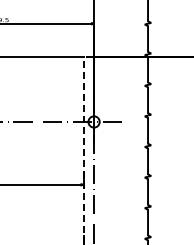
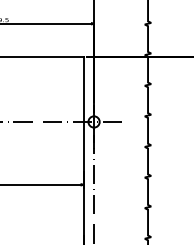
line: dashed -> solid (83, 150)
